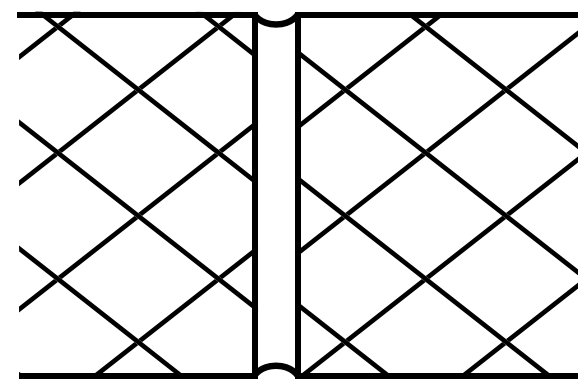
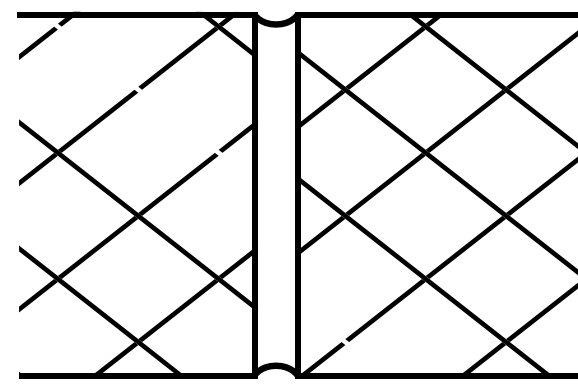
fill: present -> none (146, 98)
fill: present -> none (345, 339)
